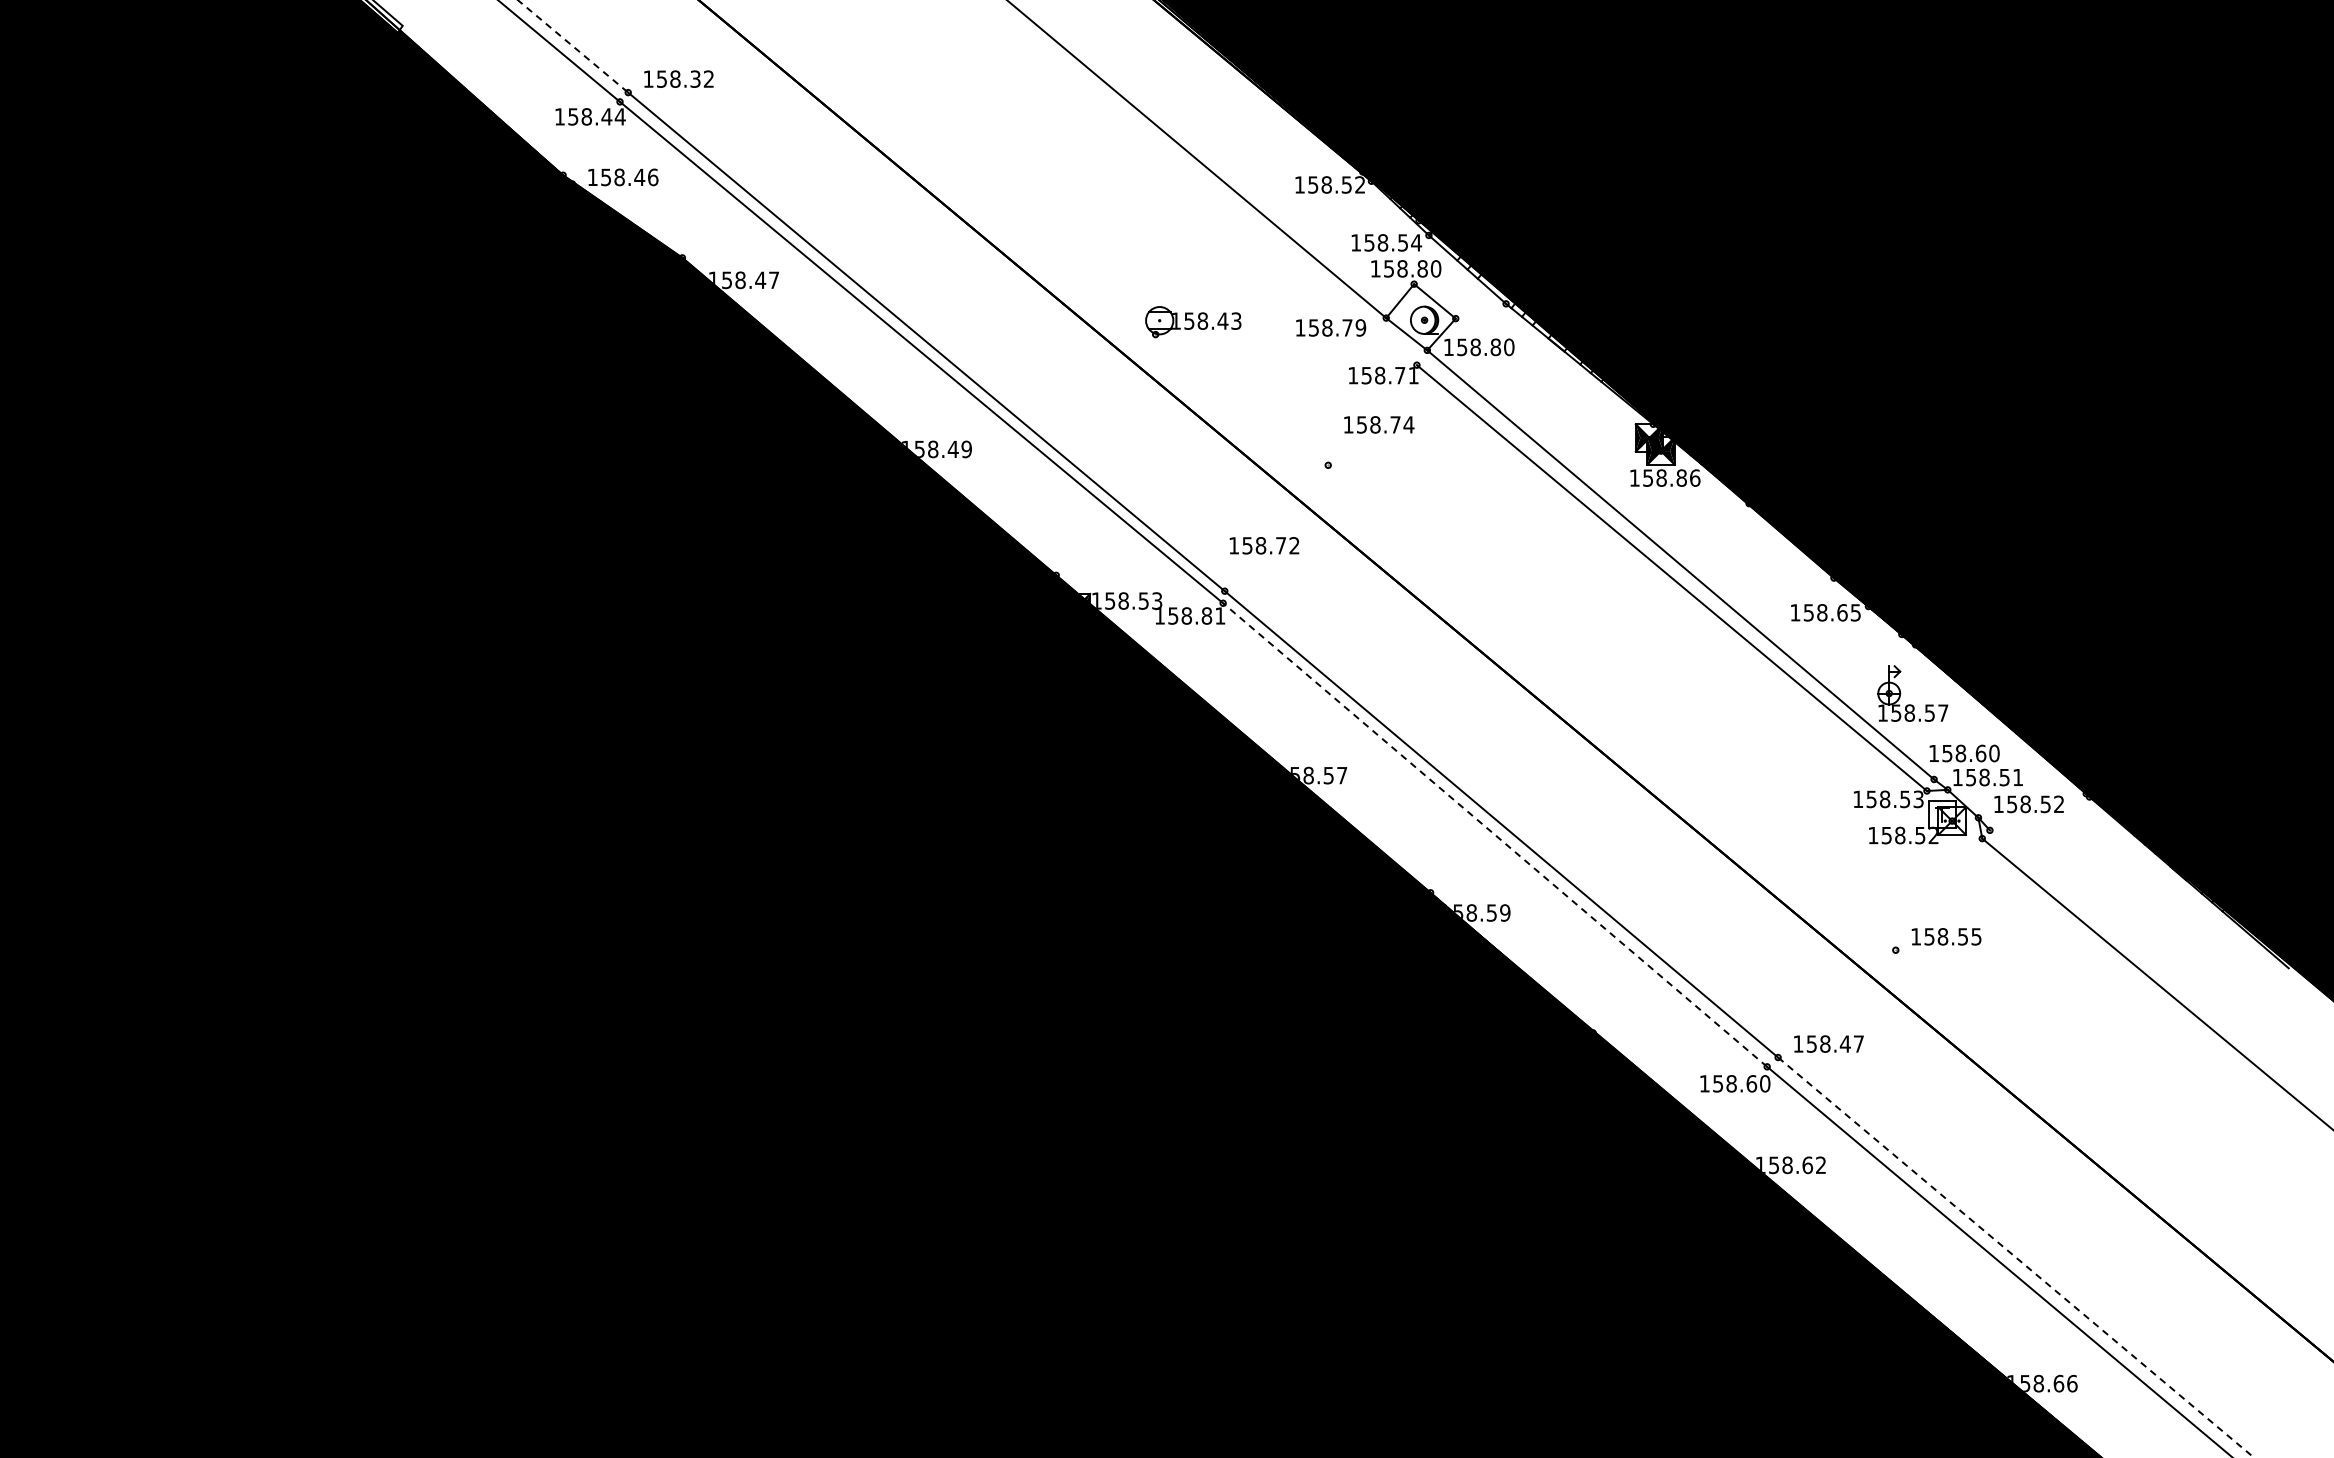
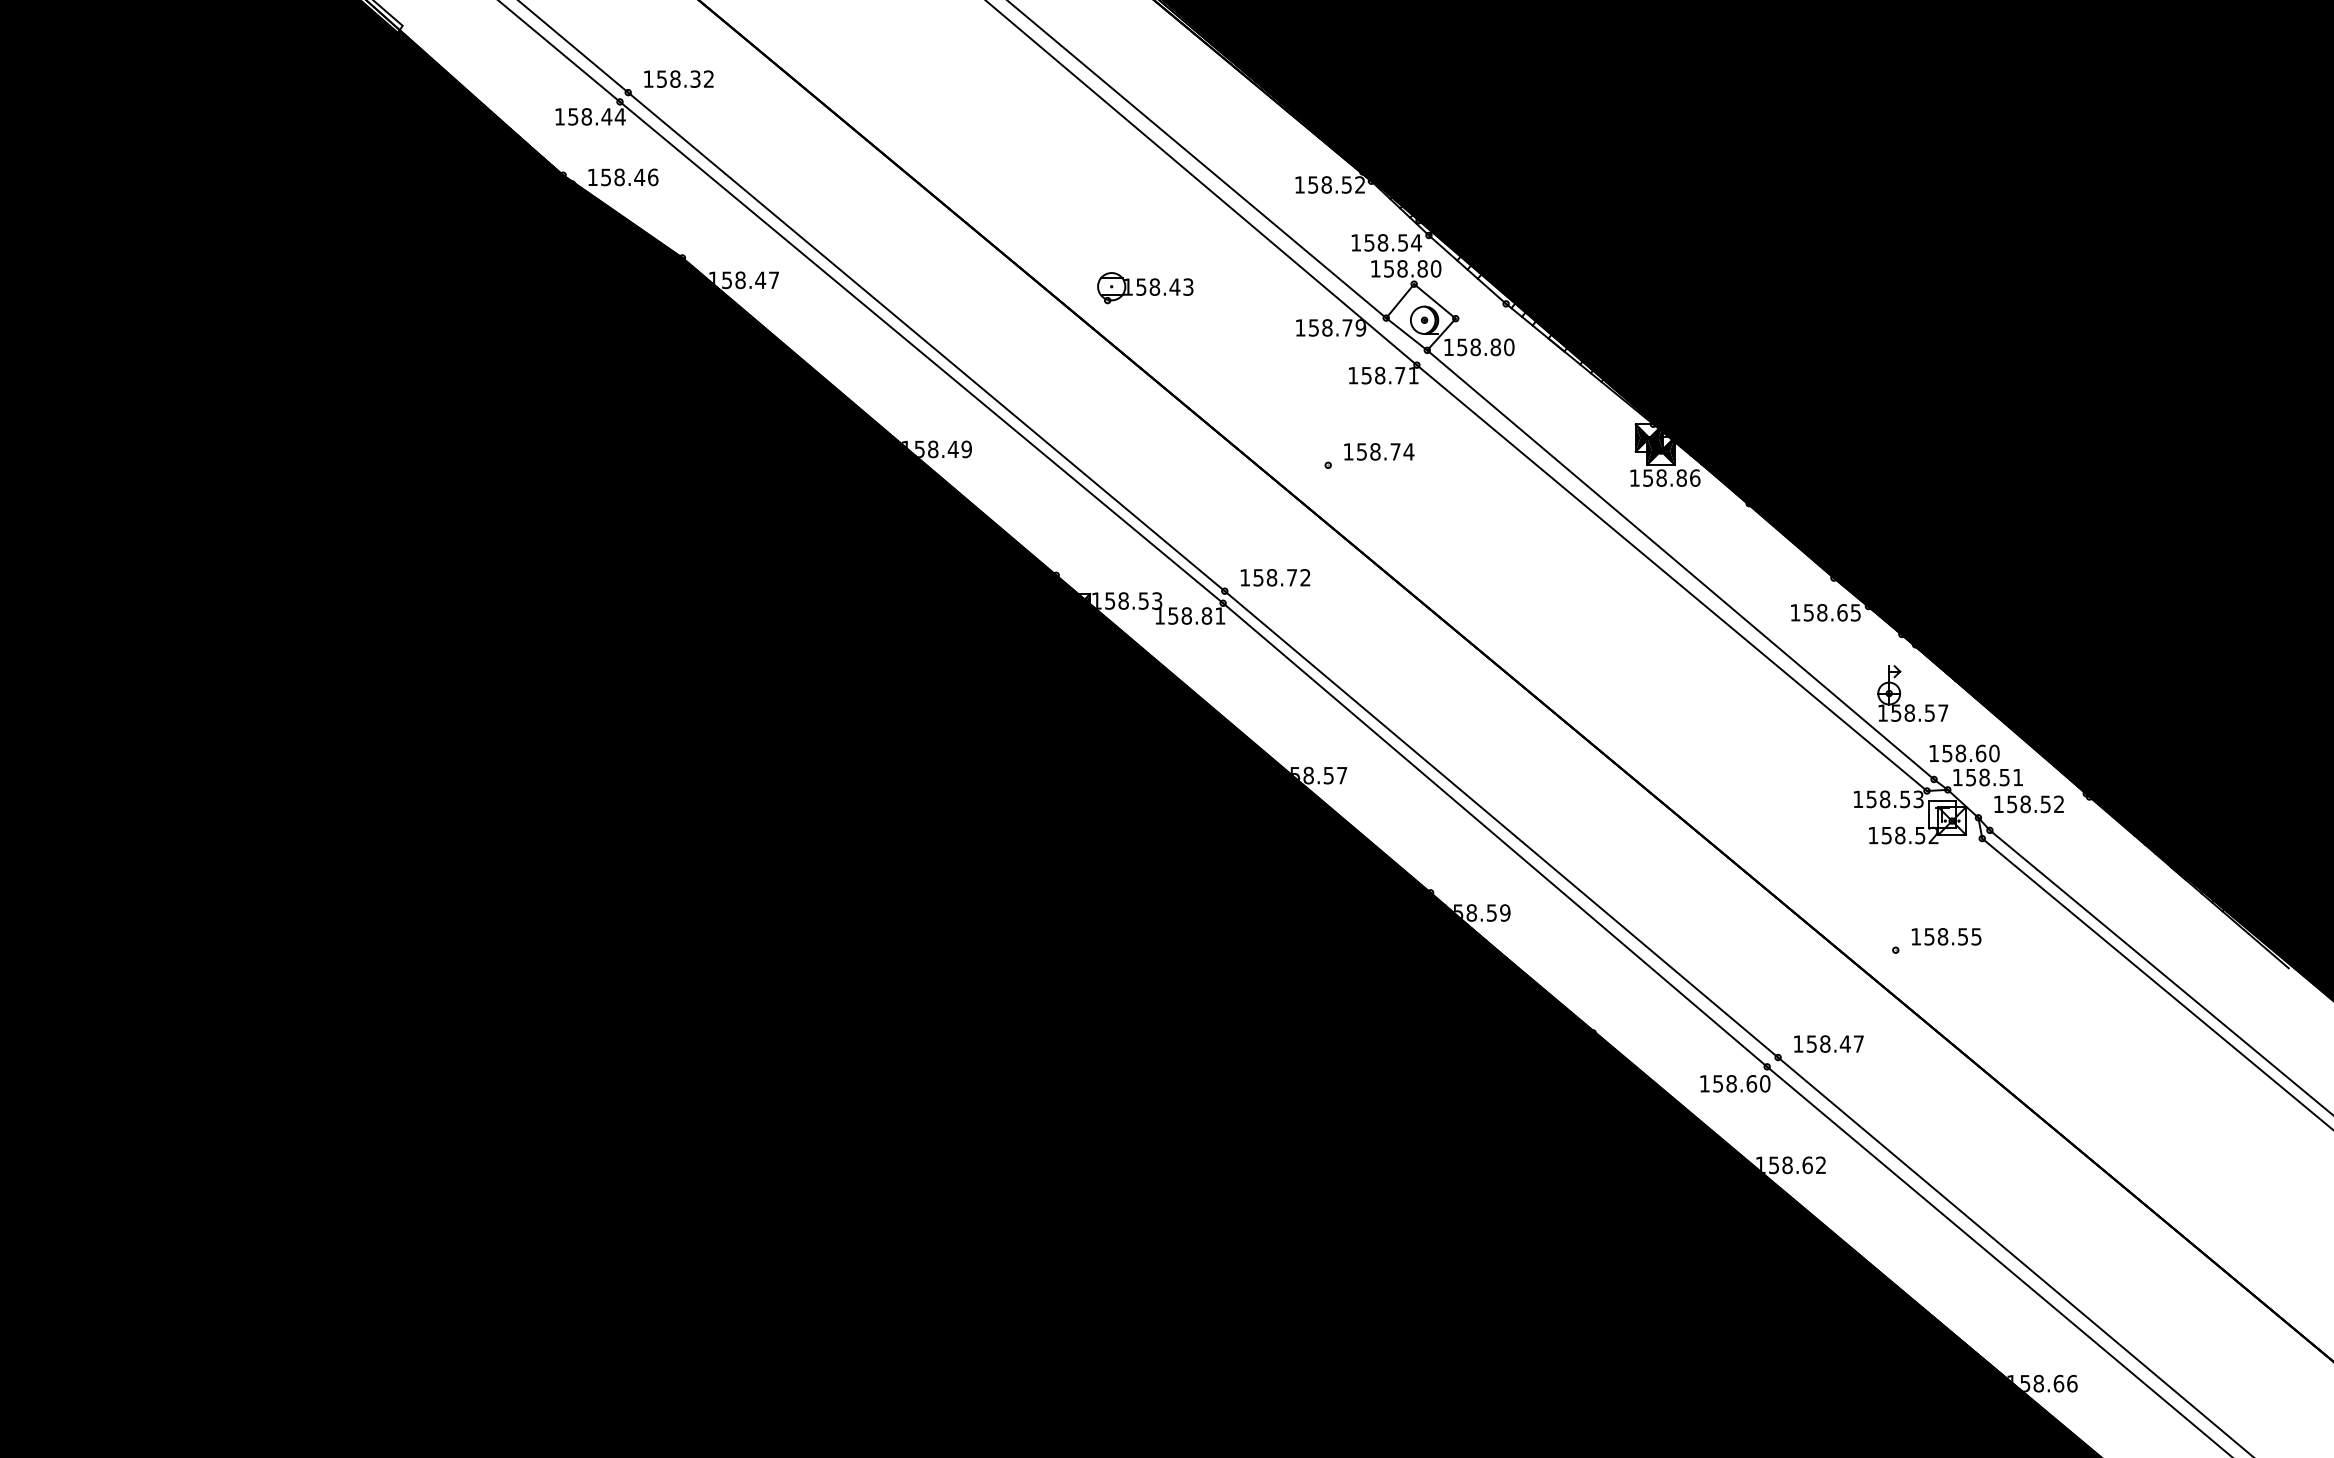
line: dashed -> solid (573, 46)
line: none -> present (1202, 183)
part position: (1193, 322) -> (1145, 288) (1145, 288)
text position: (1379, 424) -> (1379, 451) (1379, 451)
text position: (1264, 545) -> (1275, 577) (1275, 577)
line: dashed -> solid (1494, 834)
line: none -> present (2159, 971)
line: dashed -> solid (2016, 1257)
